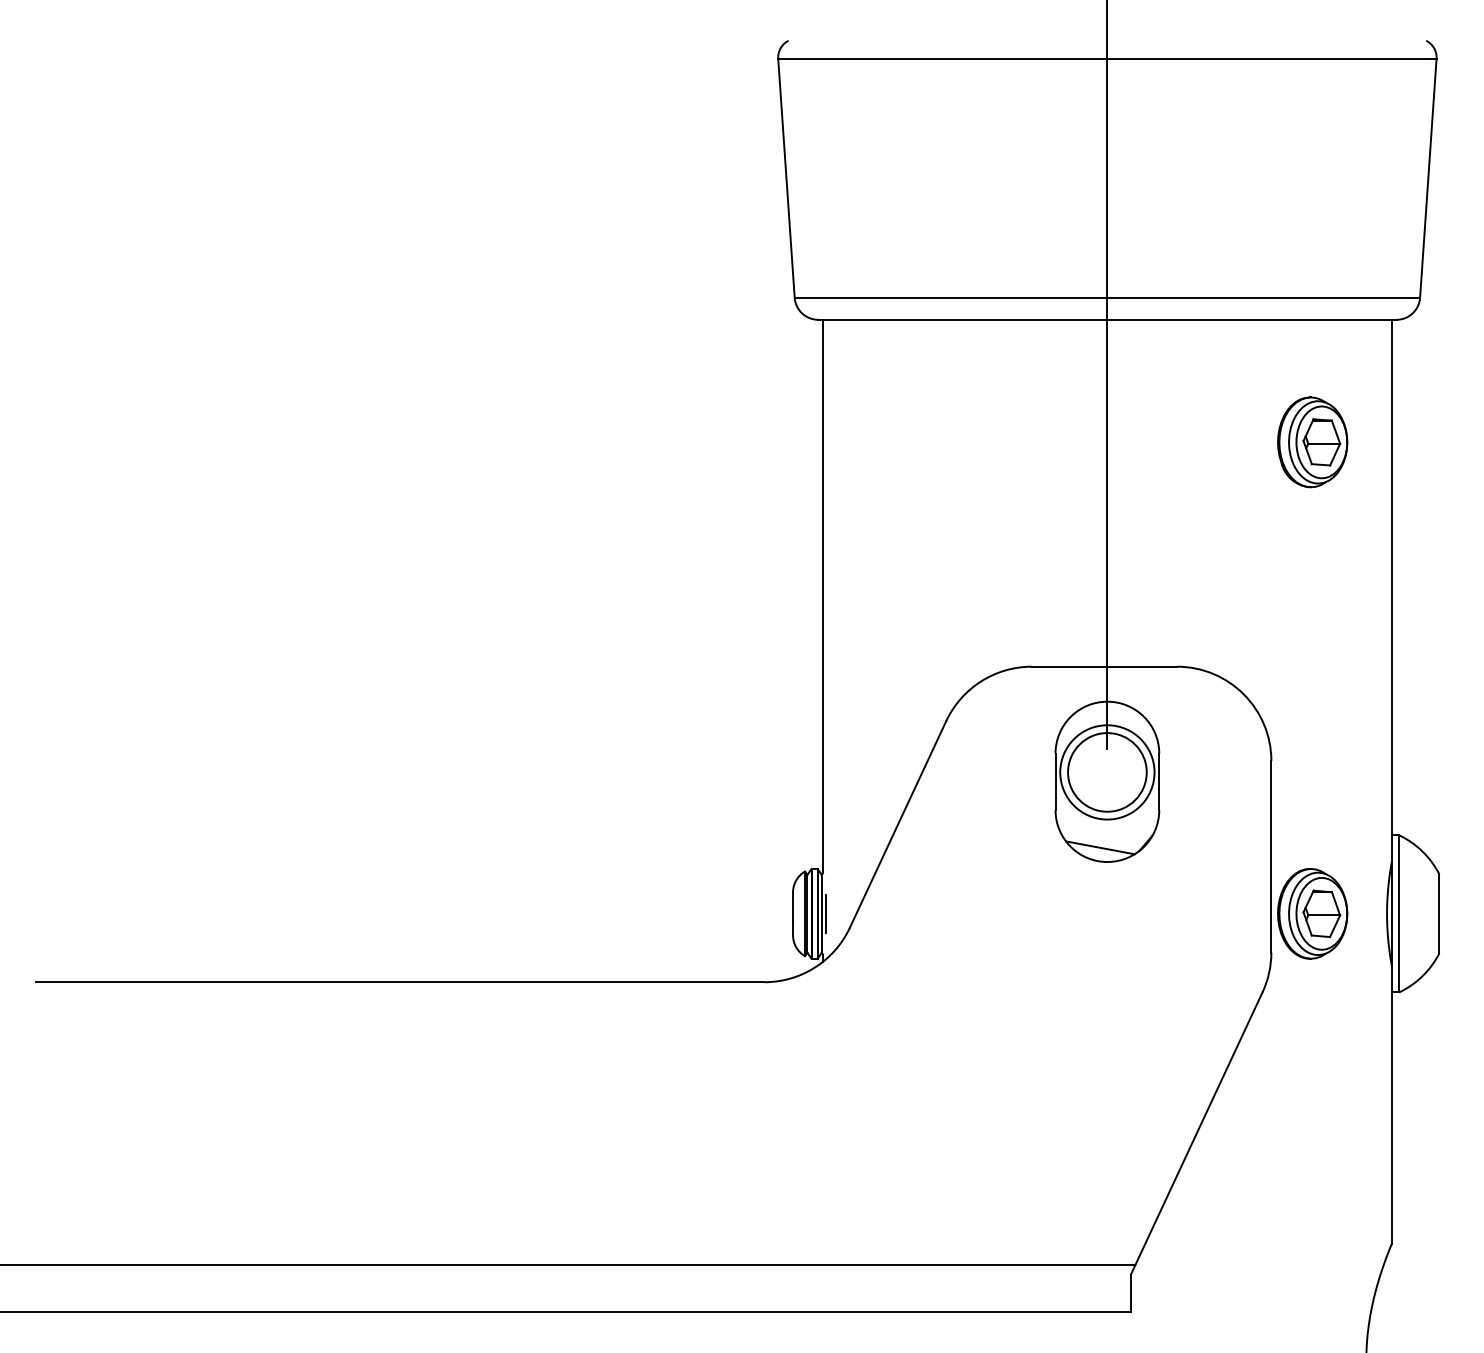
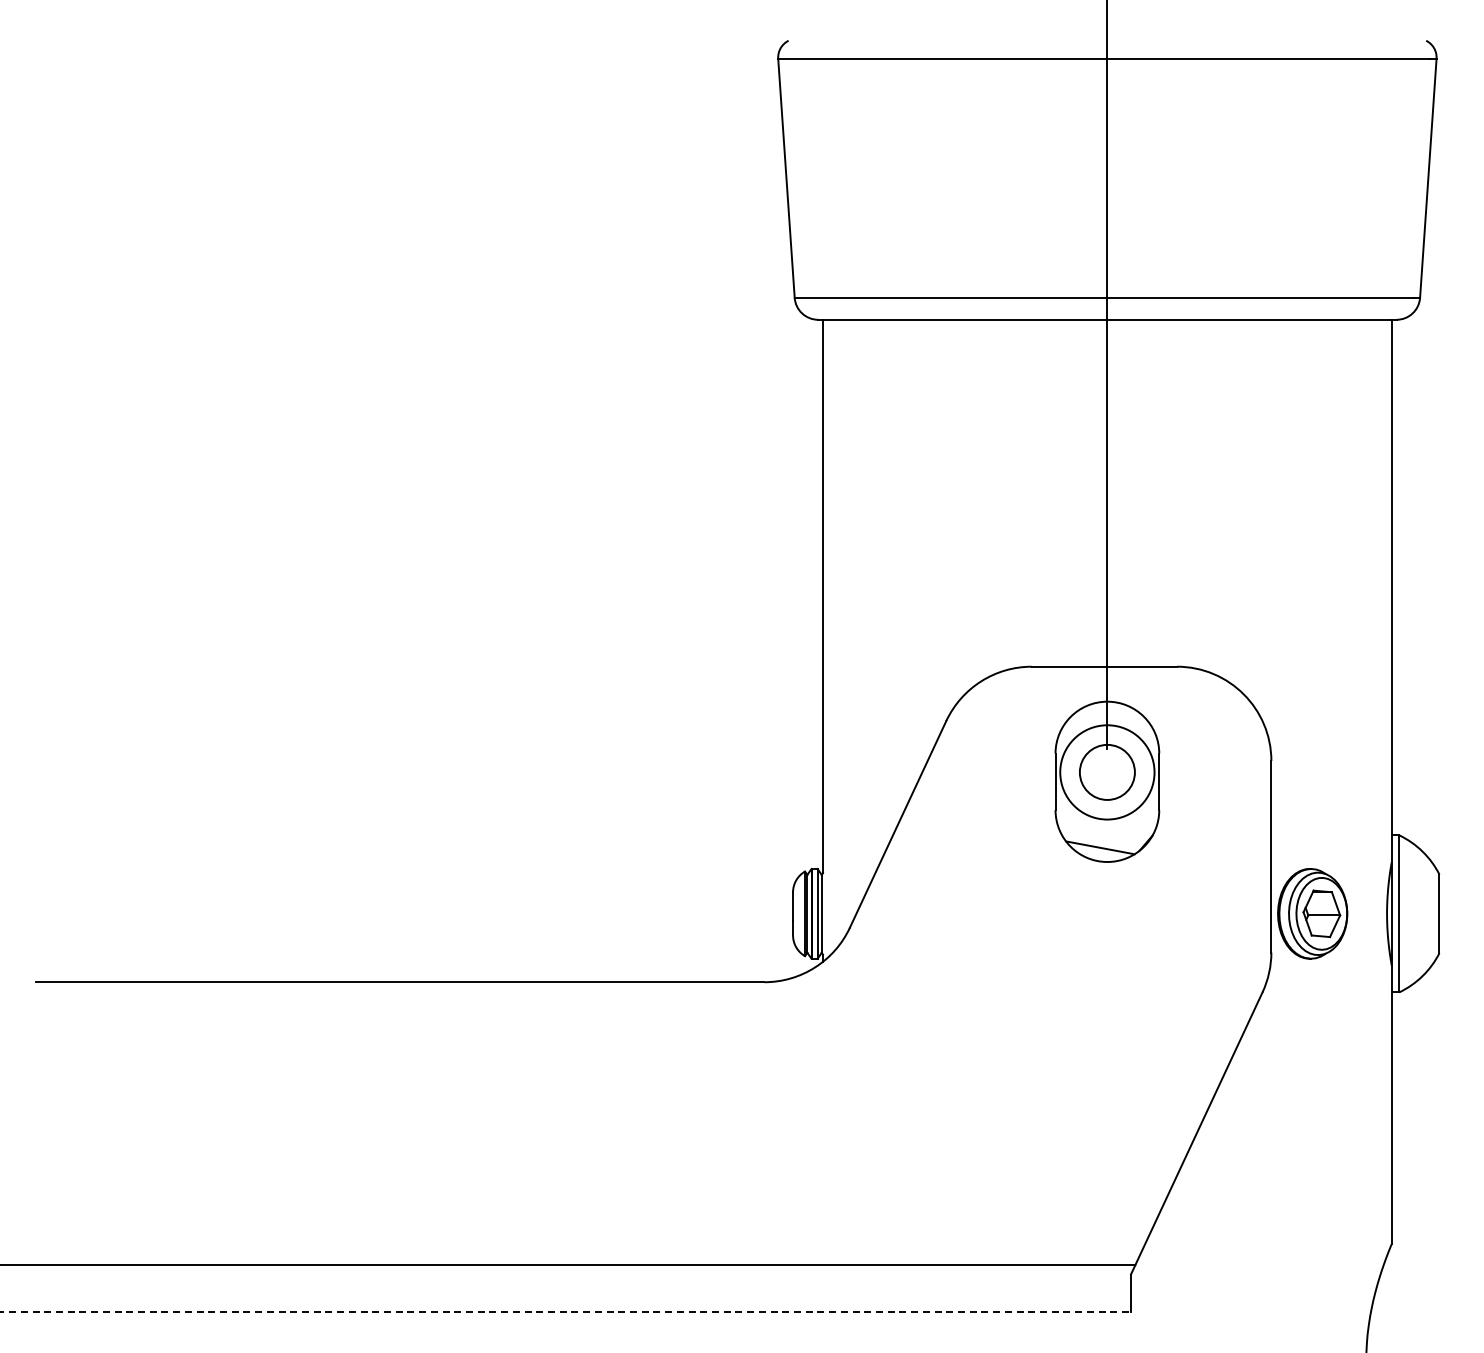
part: present -> none (1312, 442)
circle diameter: 79 px -> 55 px (1106, 771)
line: present -> none (825, 913)
line: solid -> dashed (566, 1312)
